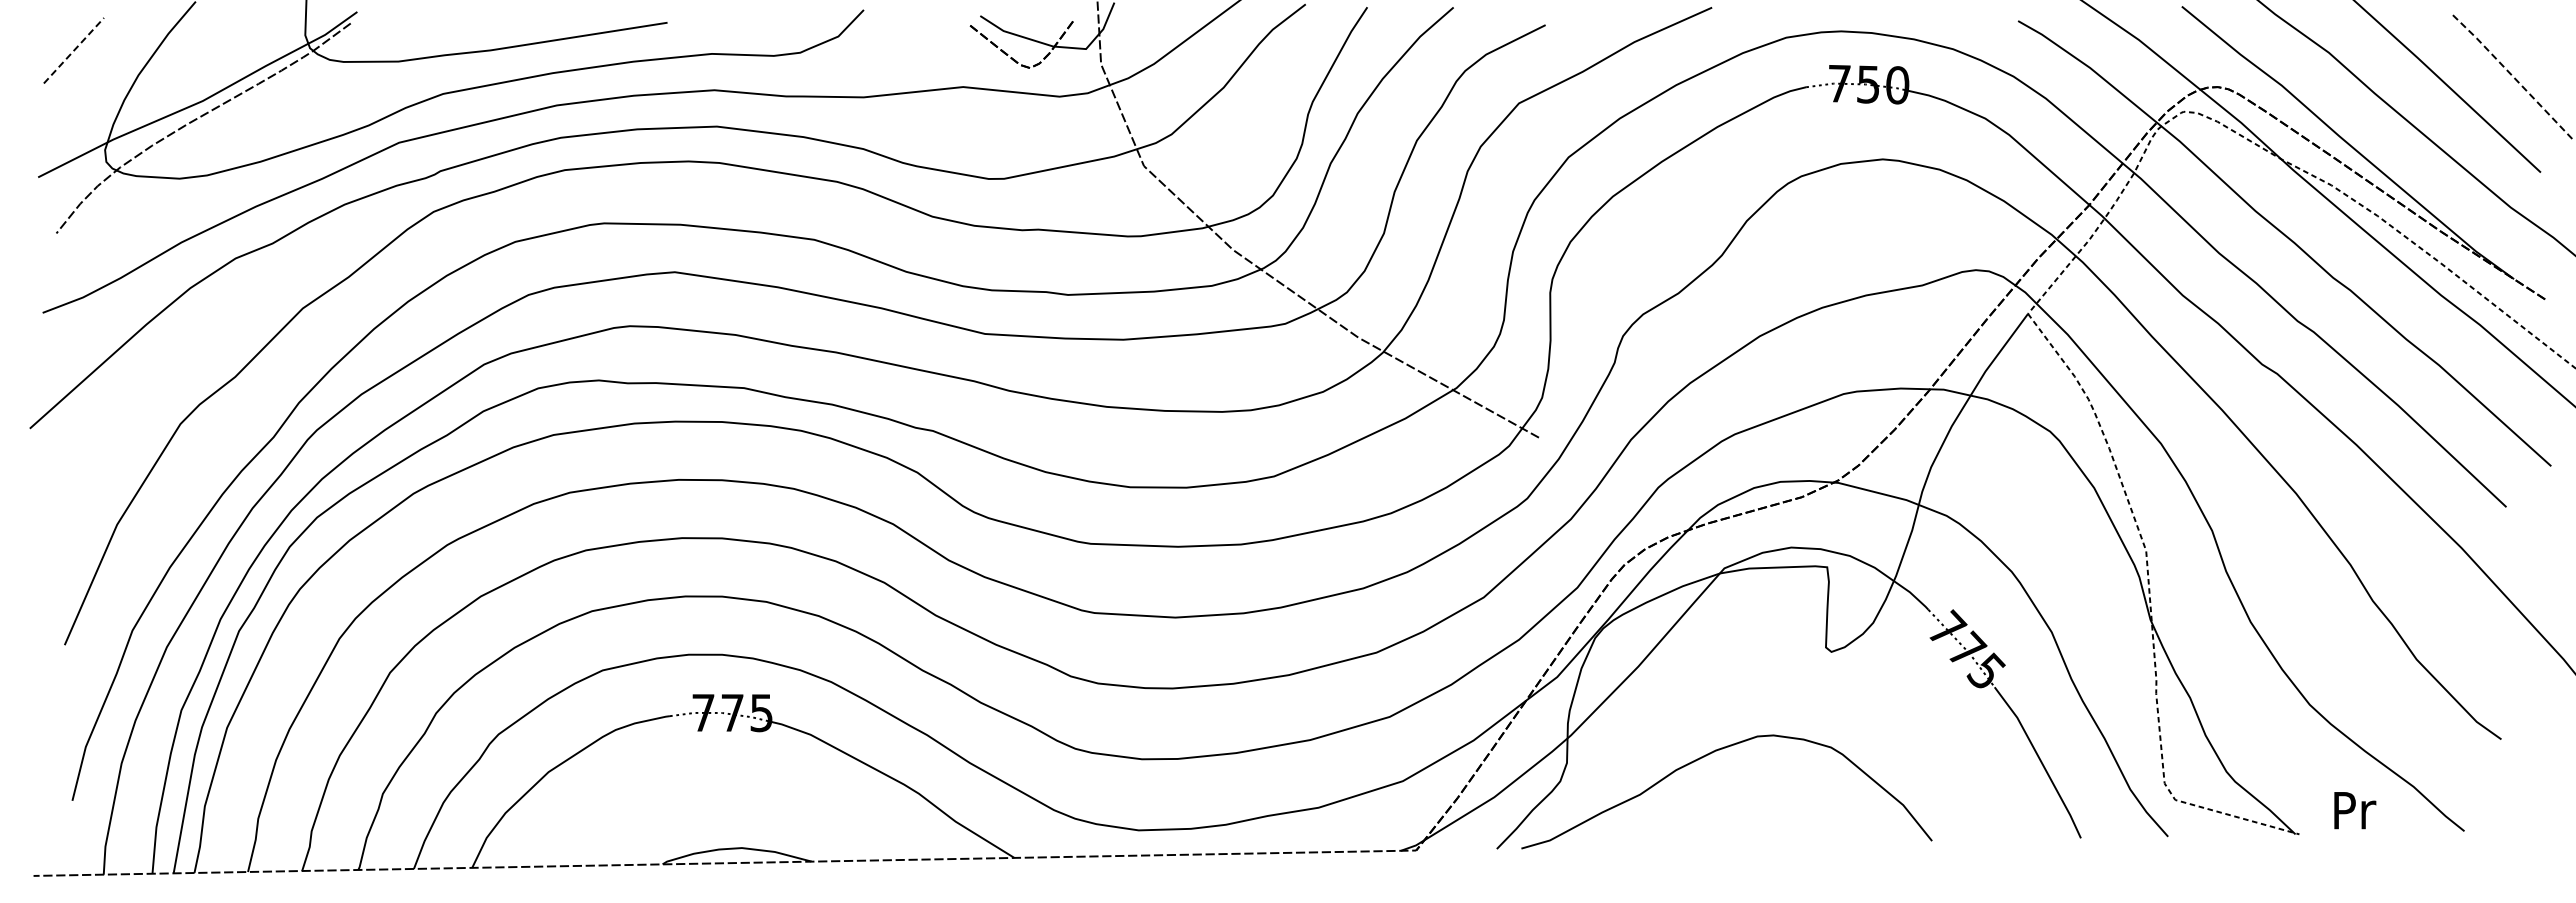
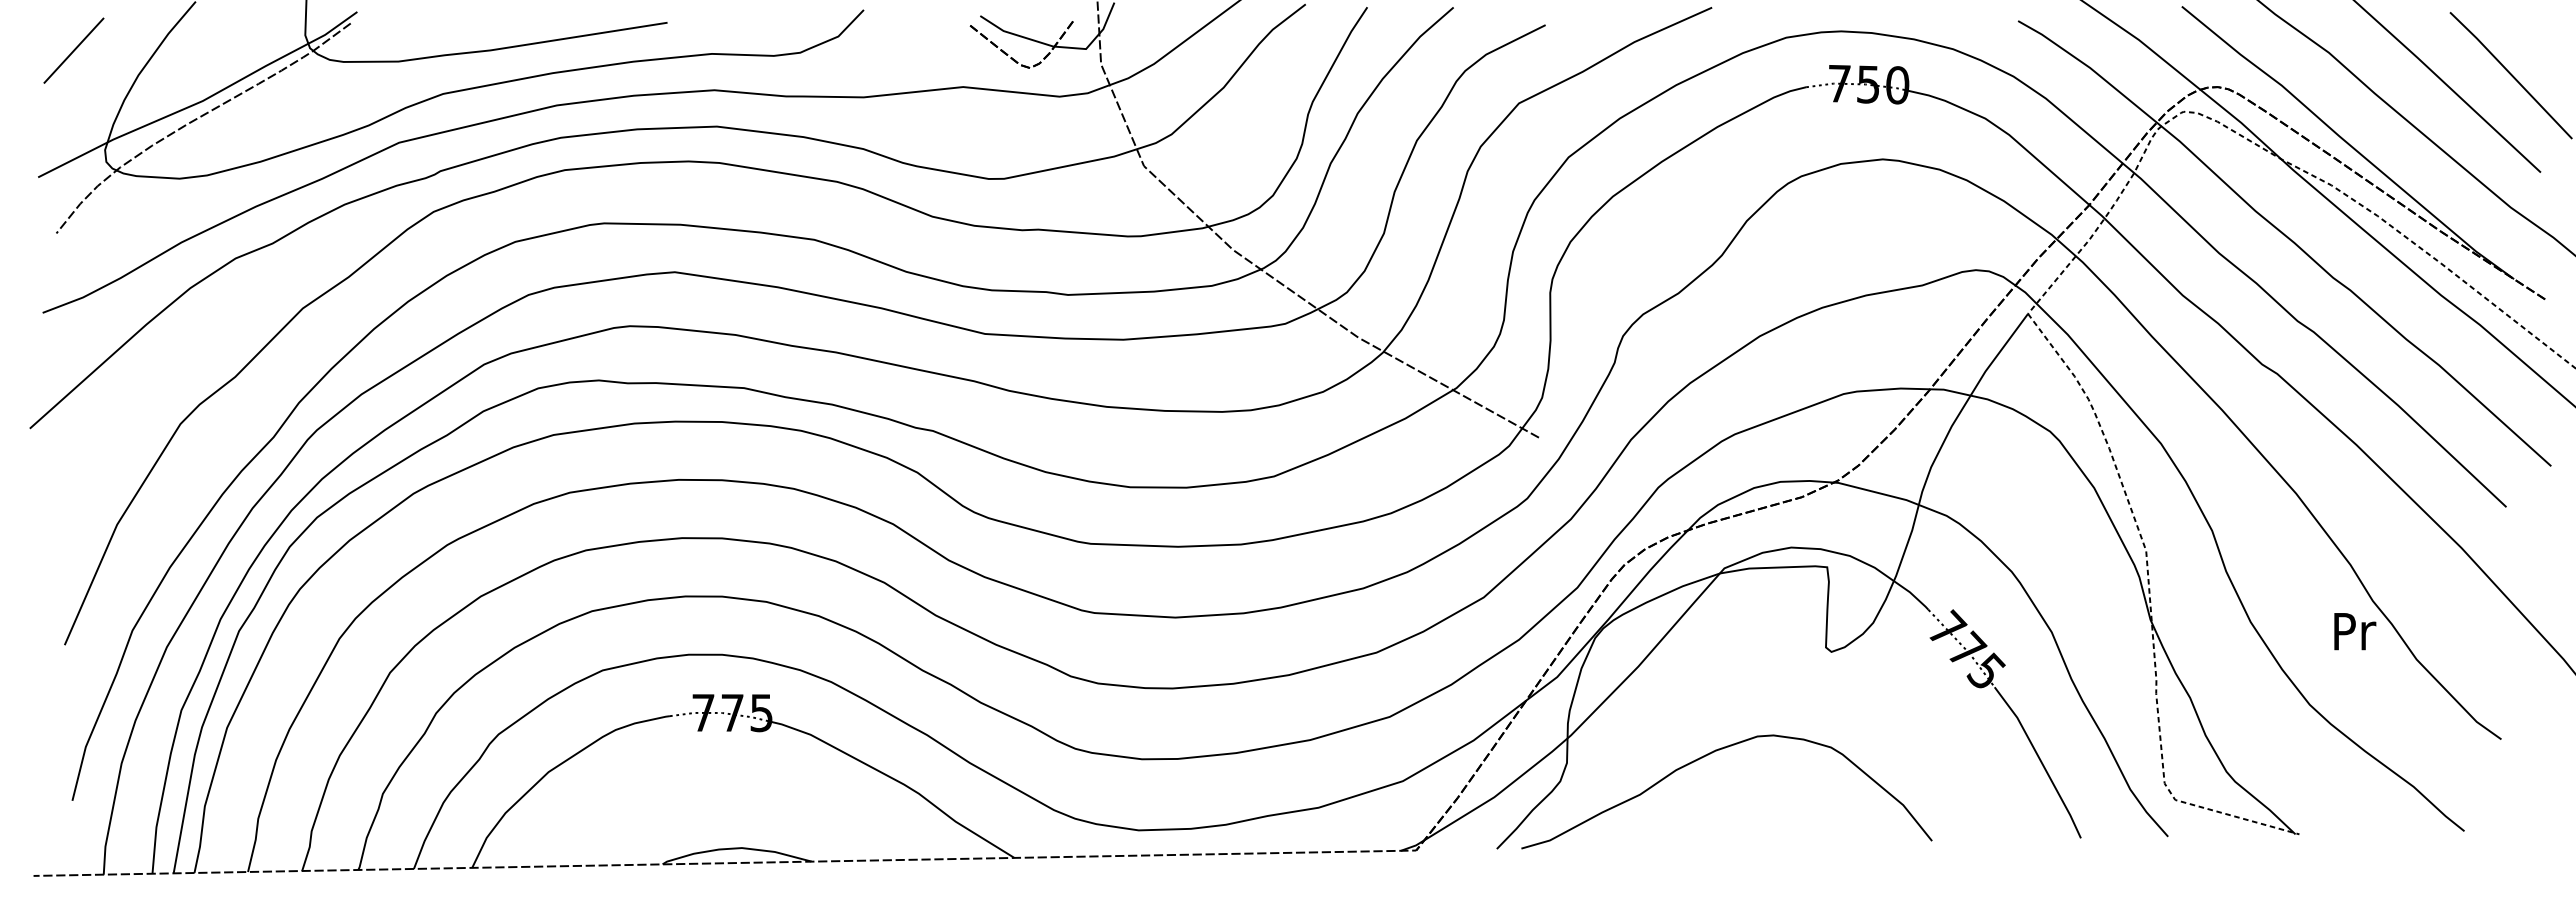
line: dashed -> solid (74, 50)
line: dashed -> solid (2511, 74)
text position: (2355, 810) -> (2355, 631) (2355, 631)
